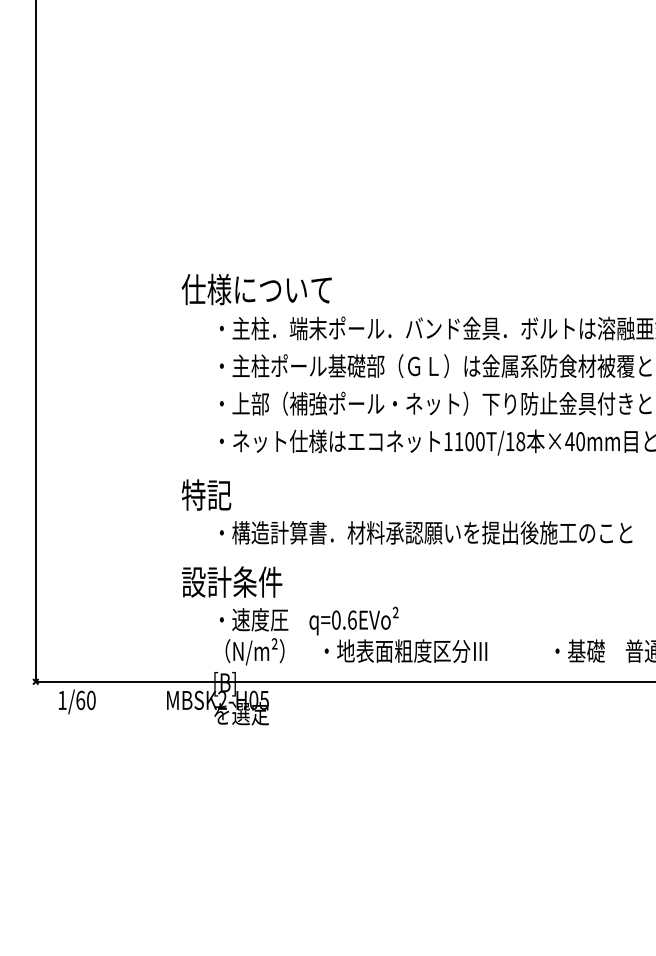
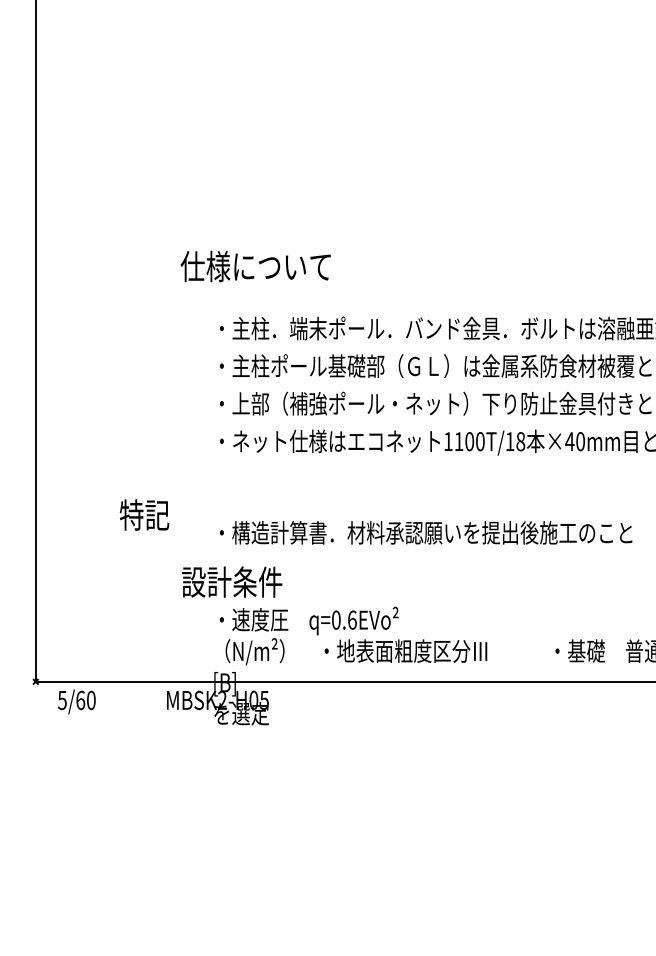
text position: (256, 289) -> (255, 266) (255, 266)
text position: (206, 494) -> (144, 514) (144, 514)
text: 1/60 -> 5/60 (61, 700)
